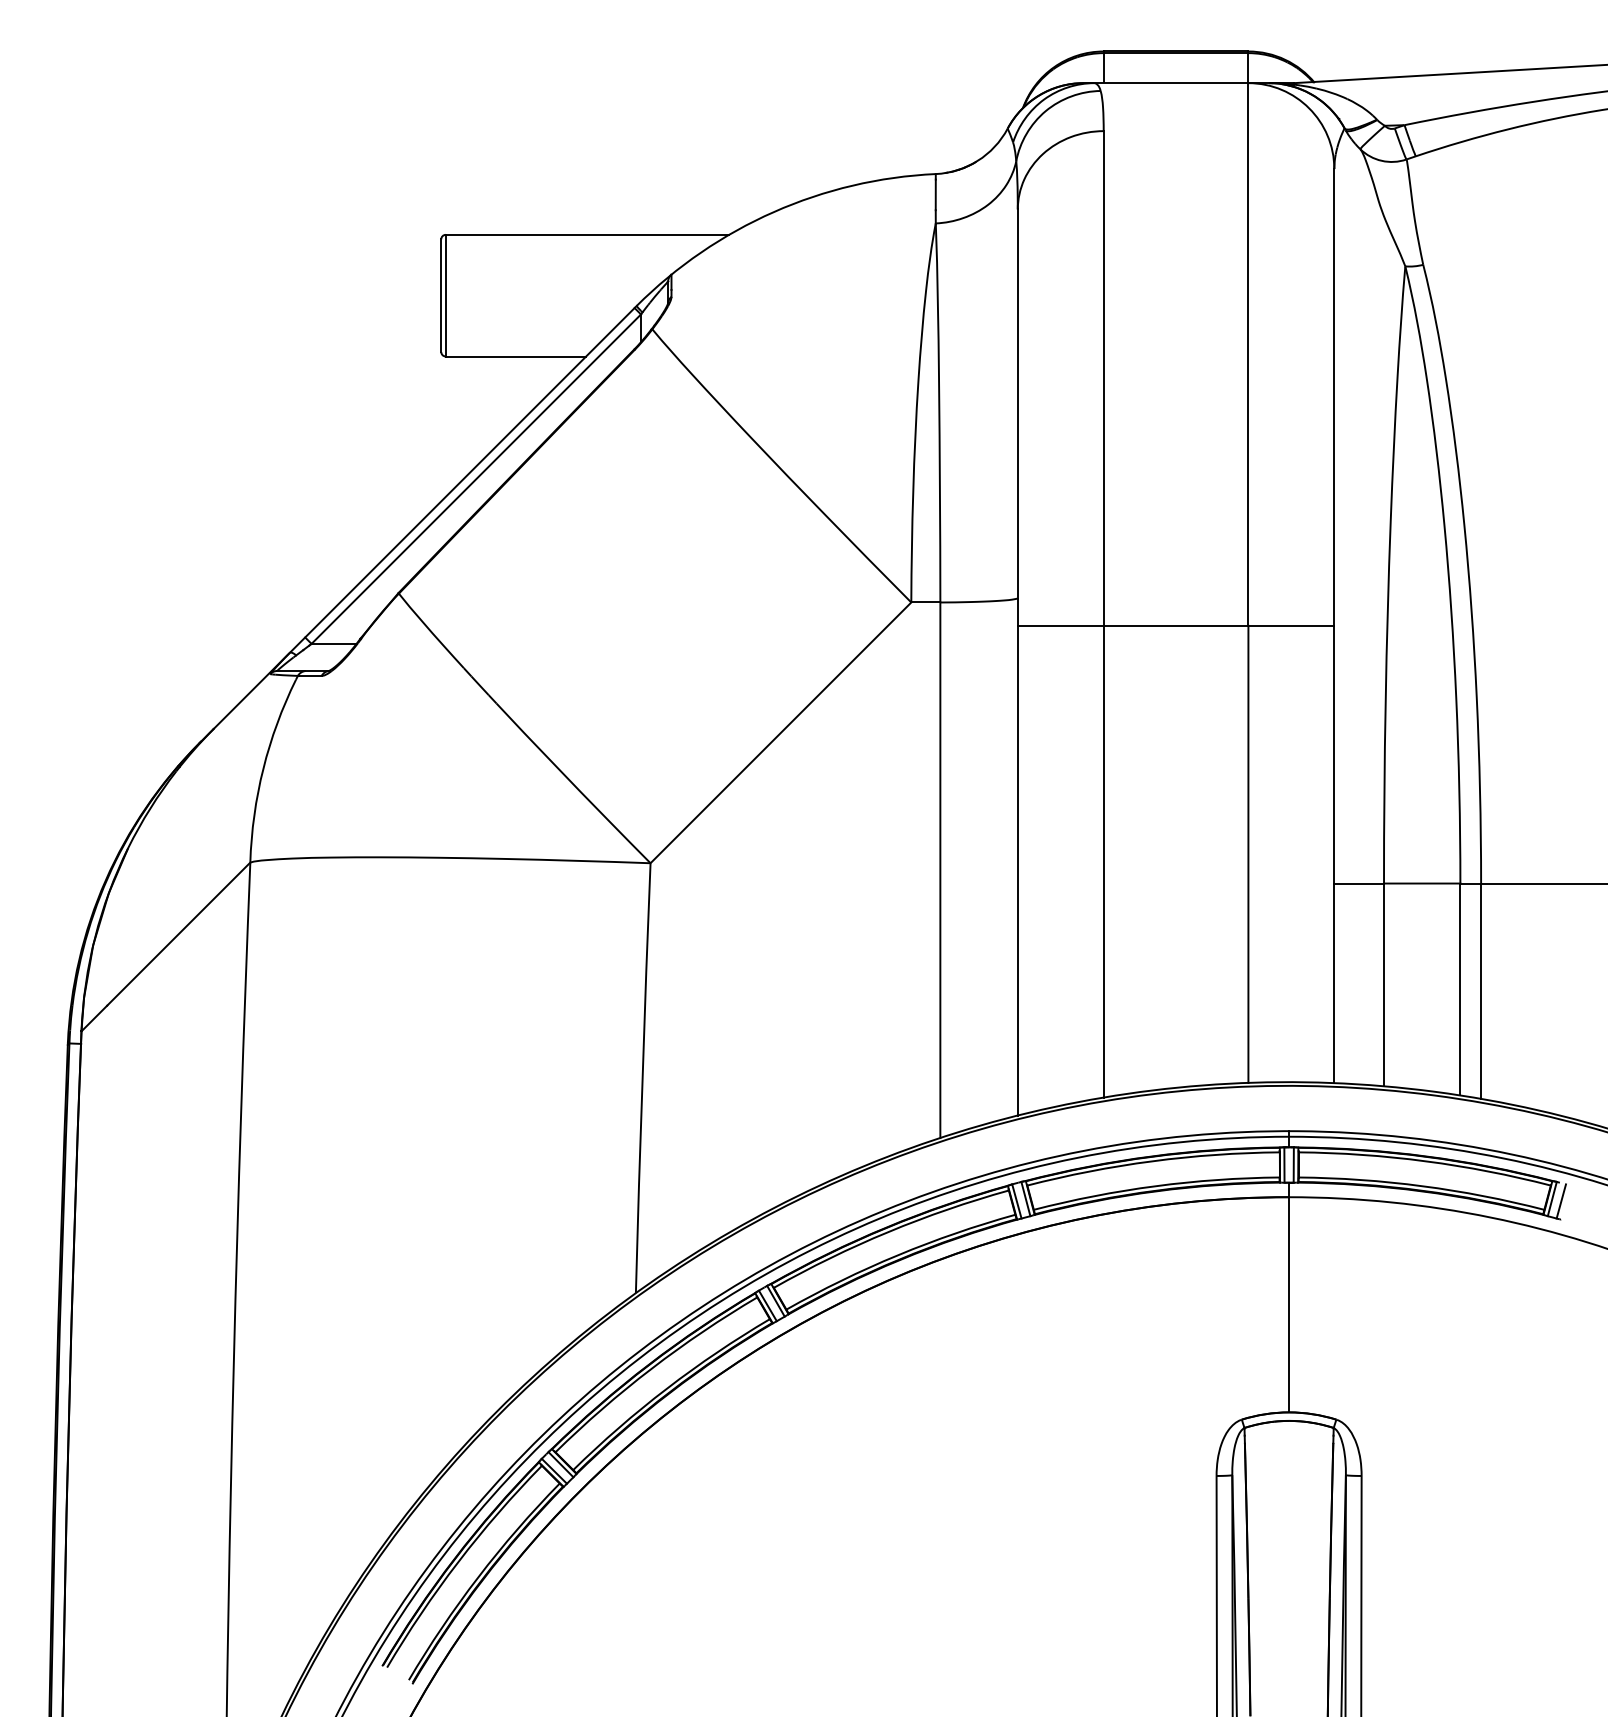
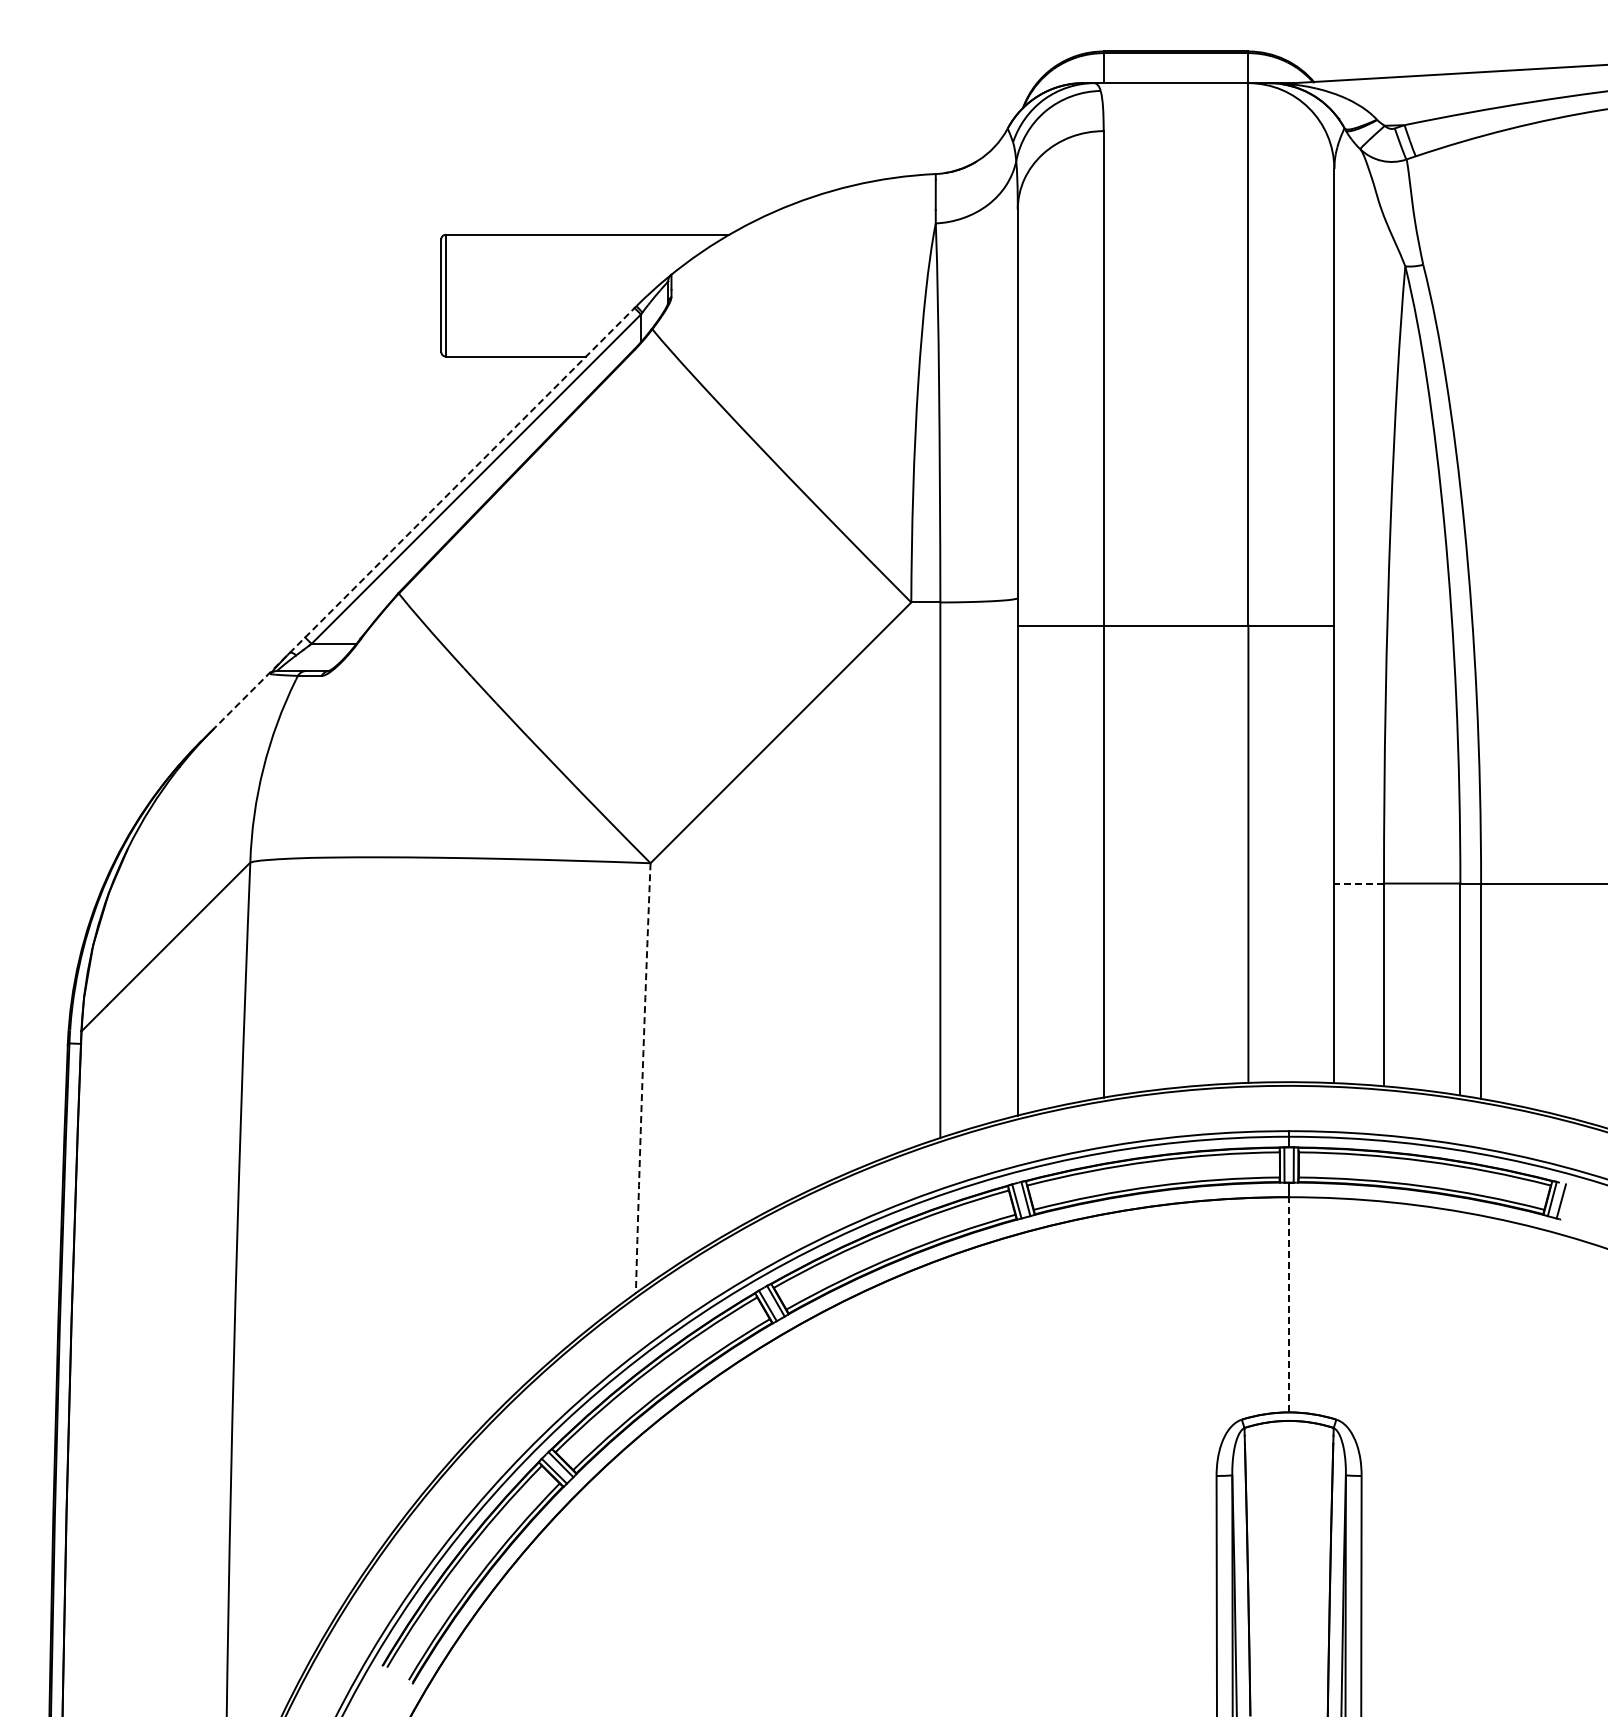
line: solid -> dashed (424, 517)
line: solid -> dashed (1359, 883)
arc: solid -> dashed (642, 1078)
line: solid -> dashed (1289, 1304)
